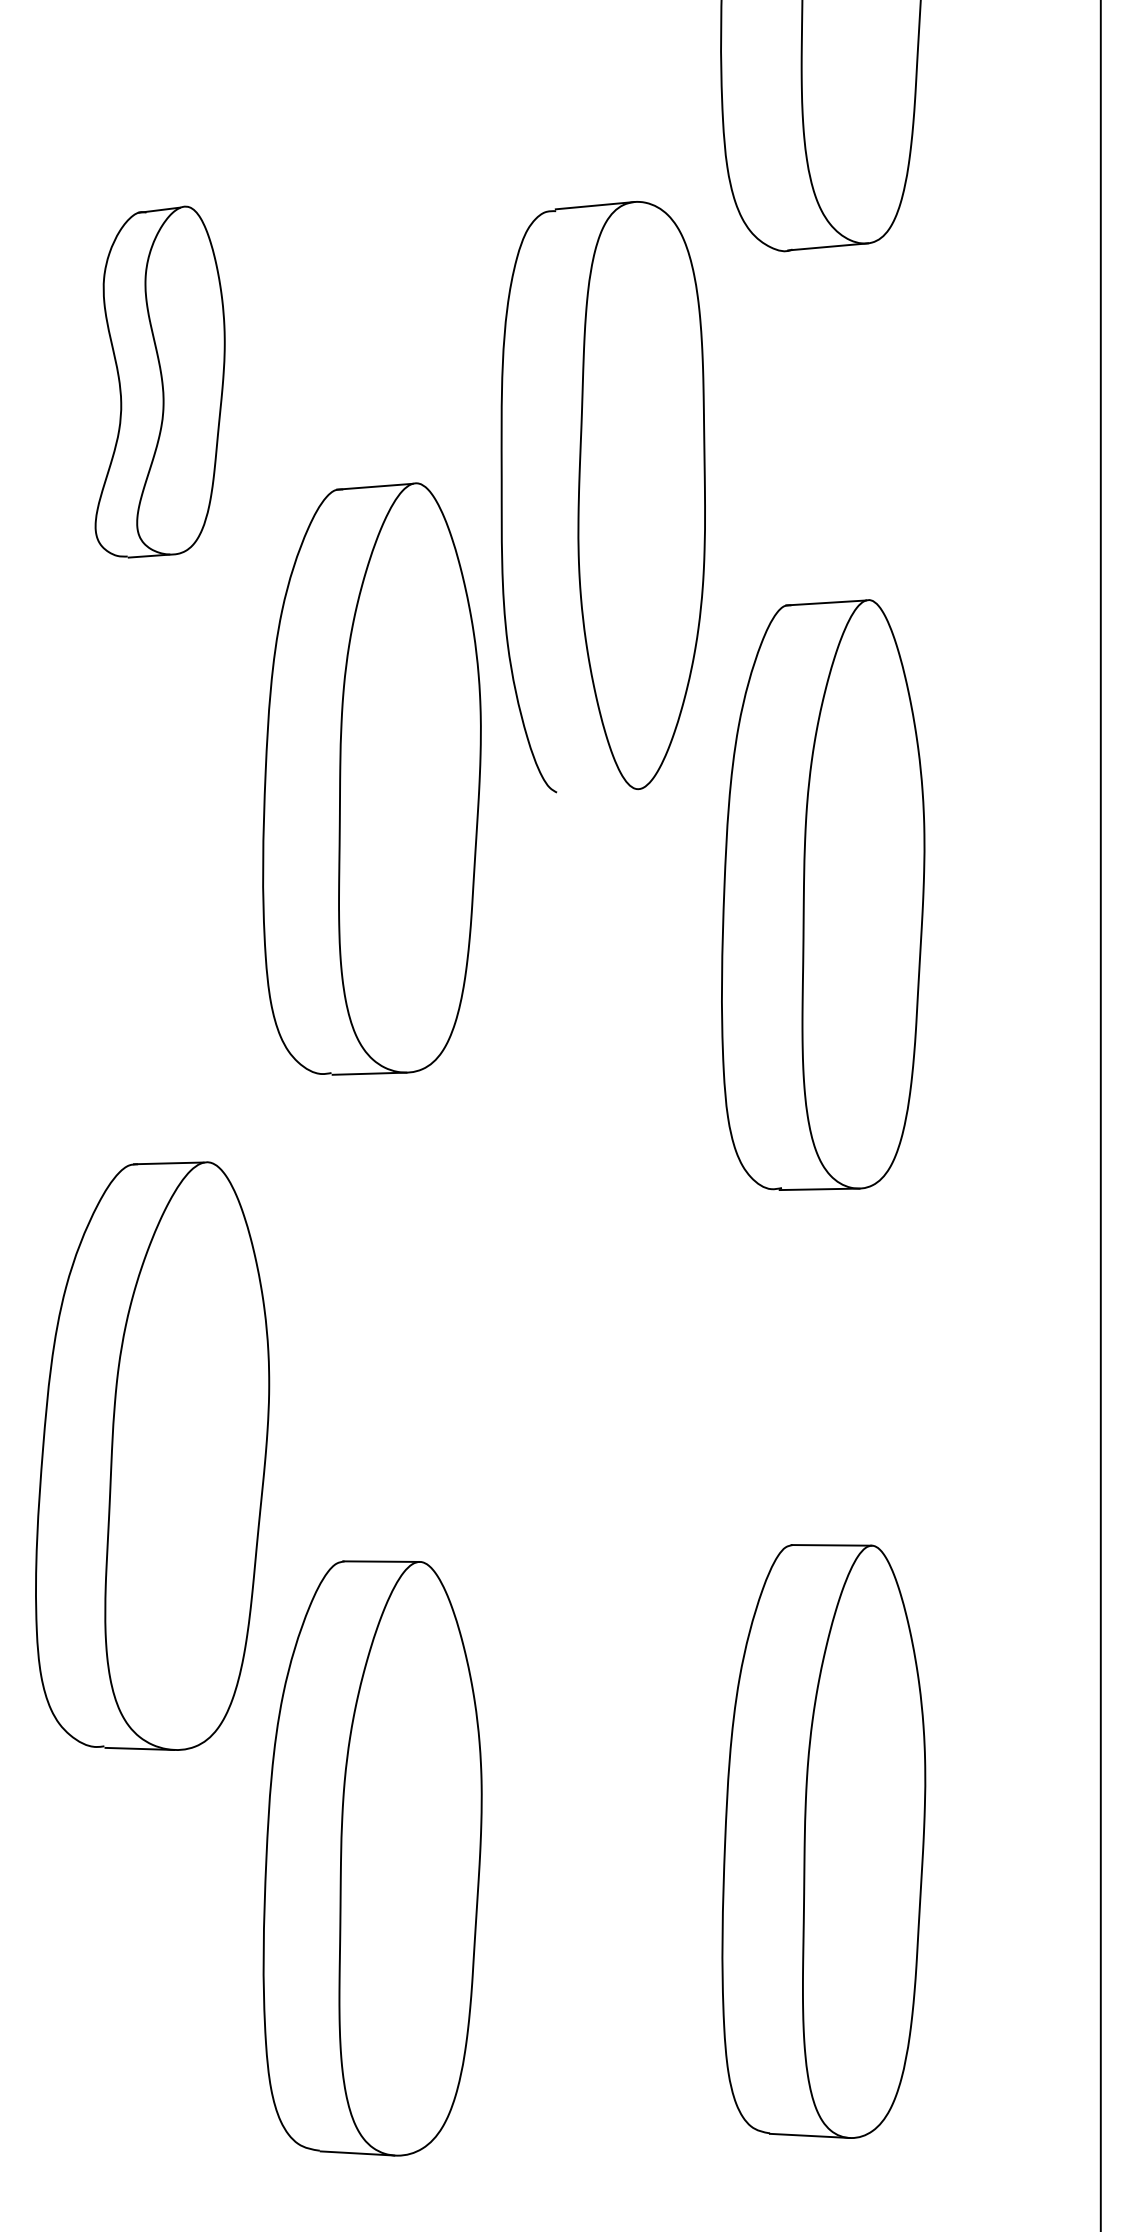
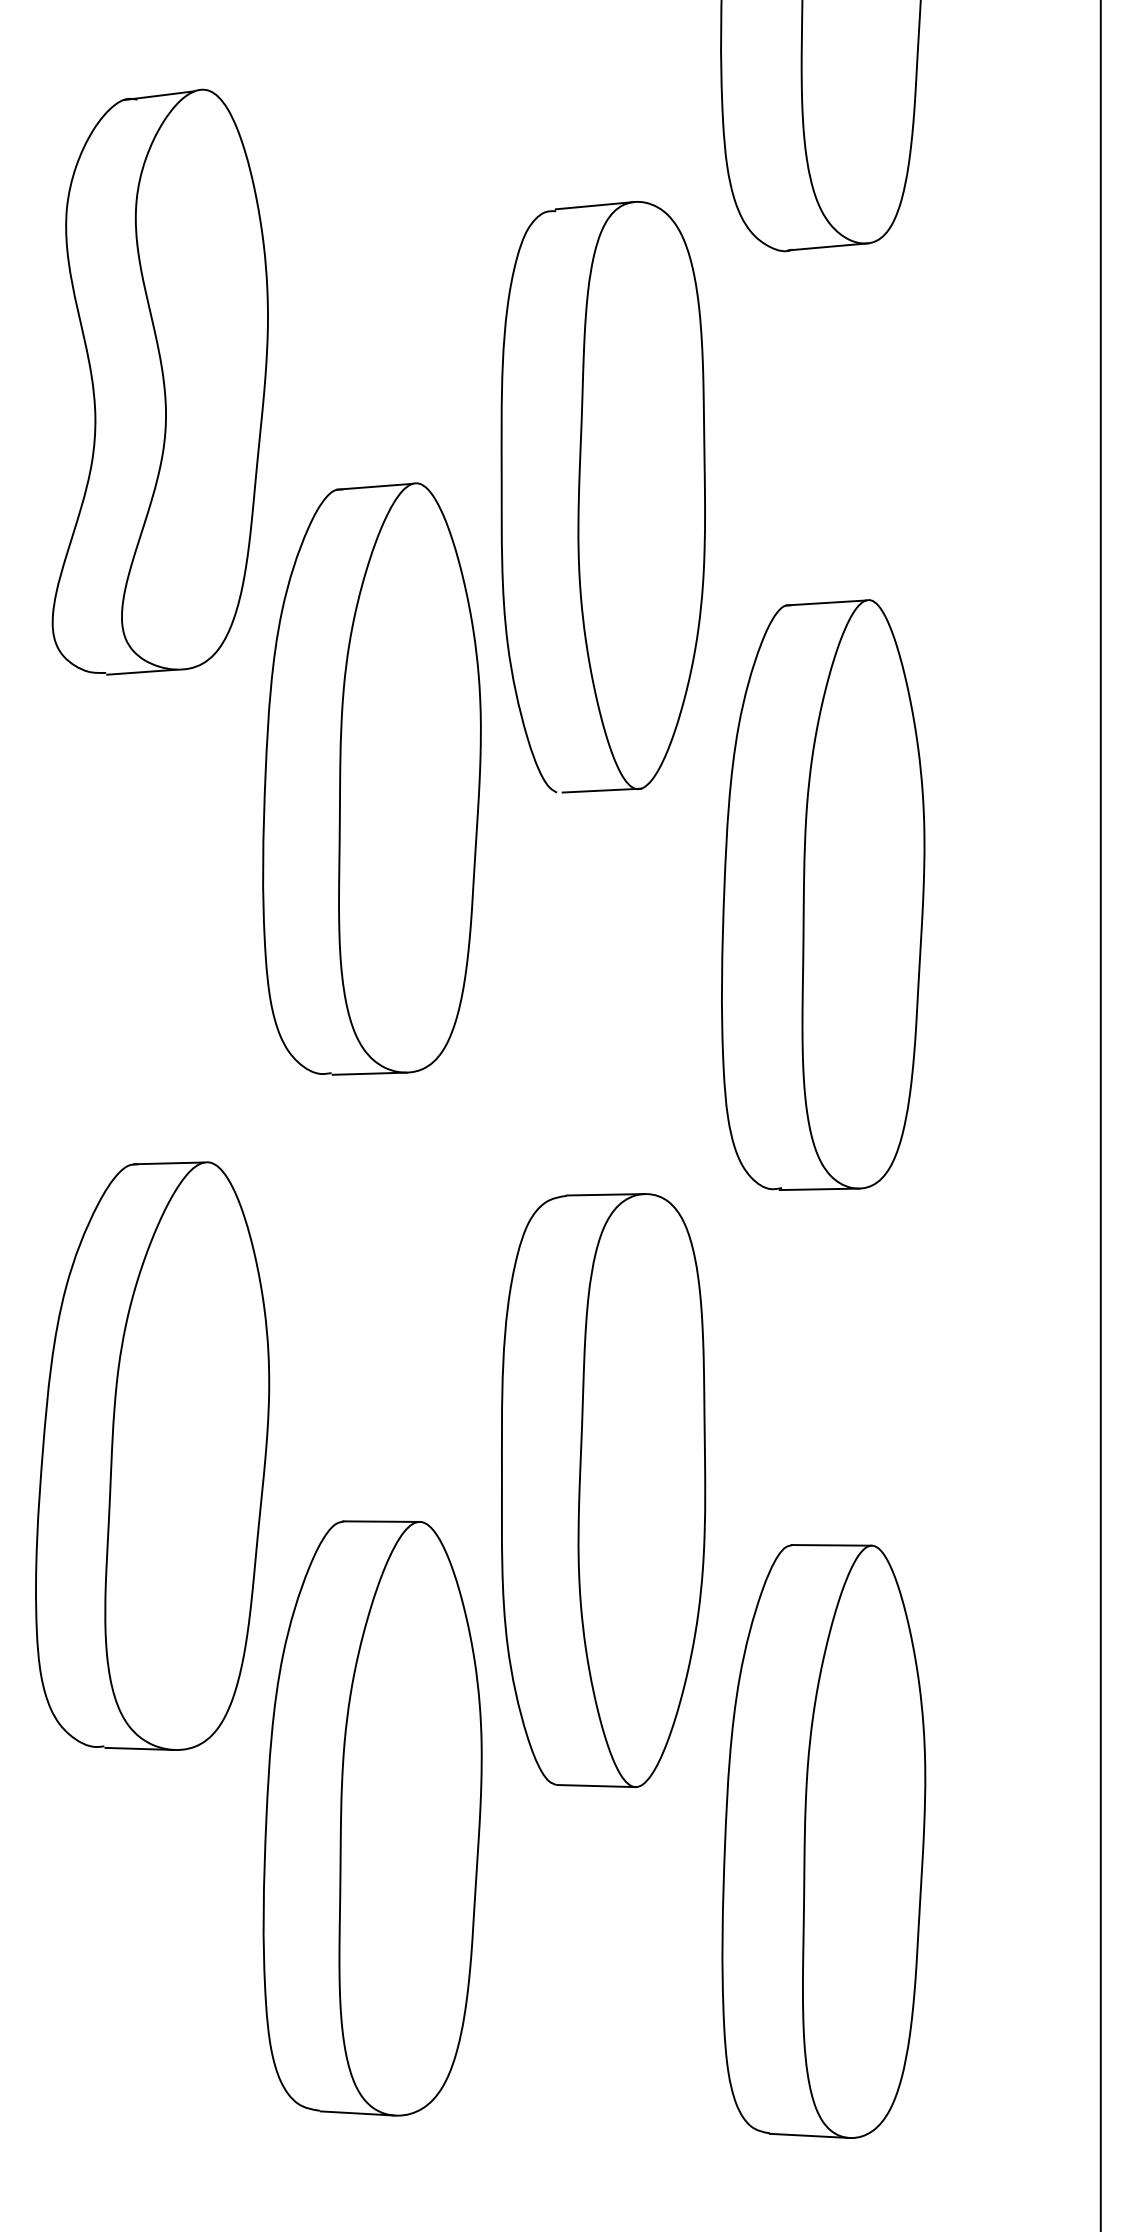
part size: 132x354 px -> 218x588 px (159, 381)
line: none -> present (601, 790)
part: none -> present (603, 1490)
part position: (372, 1858) -> (372, 1818) (372, 1818)
